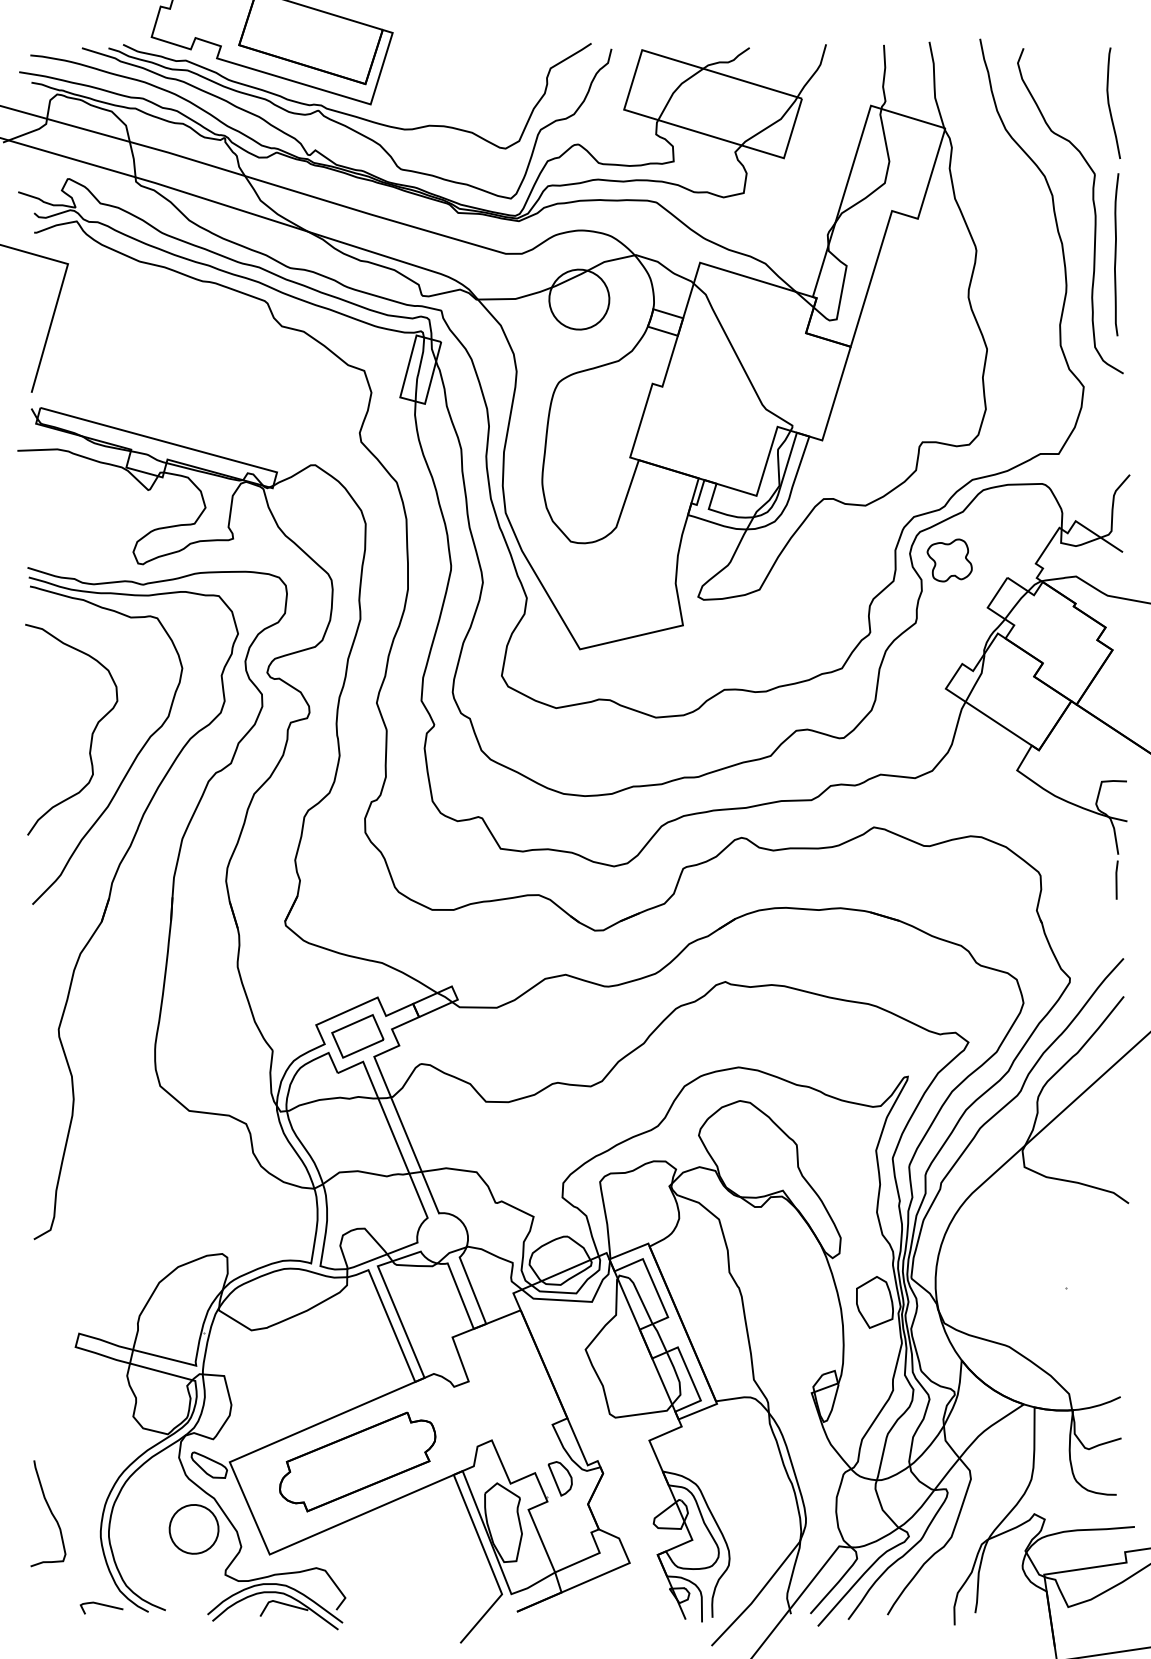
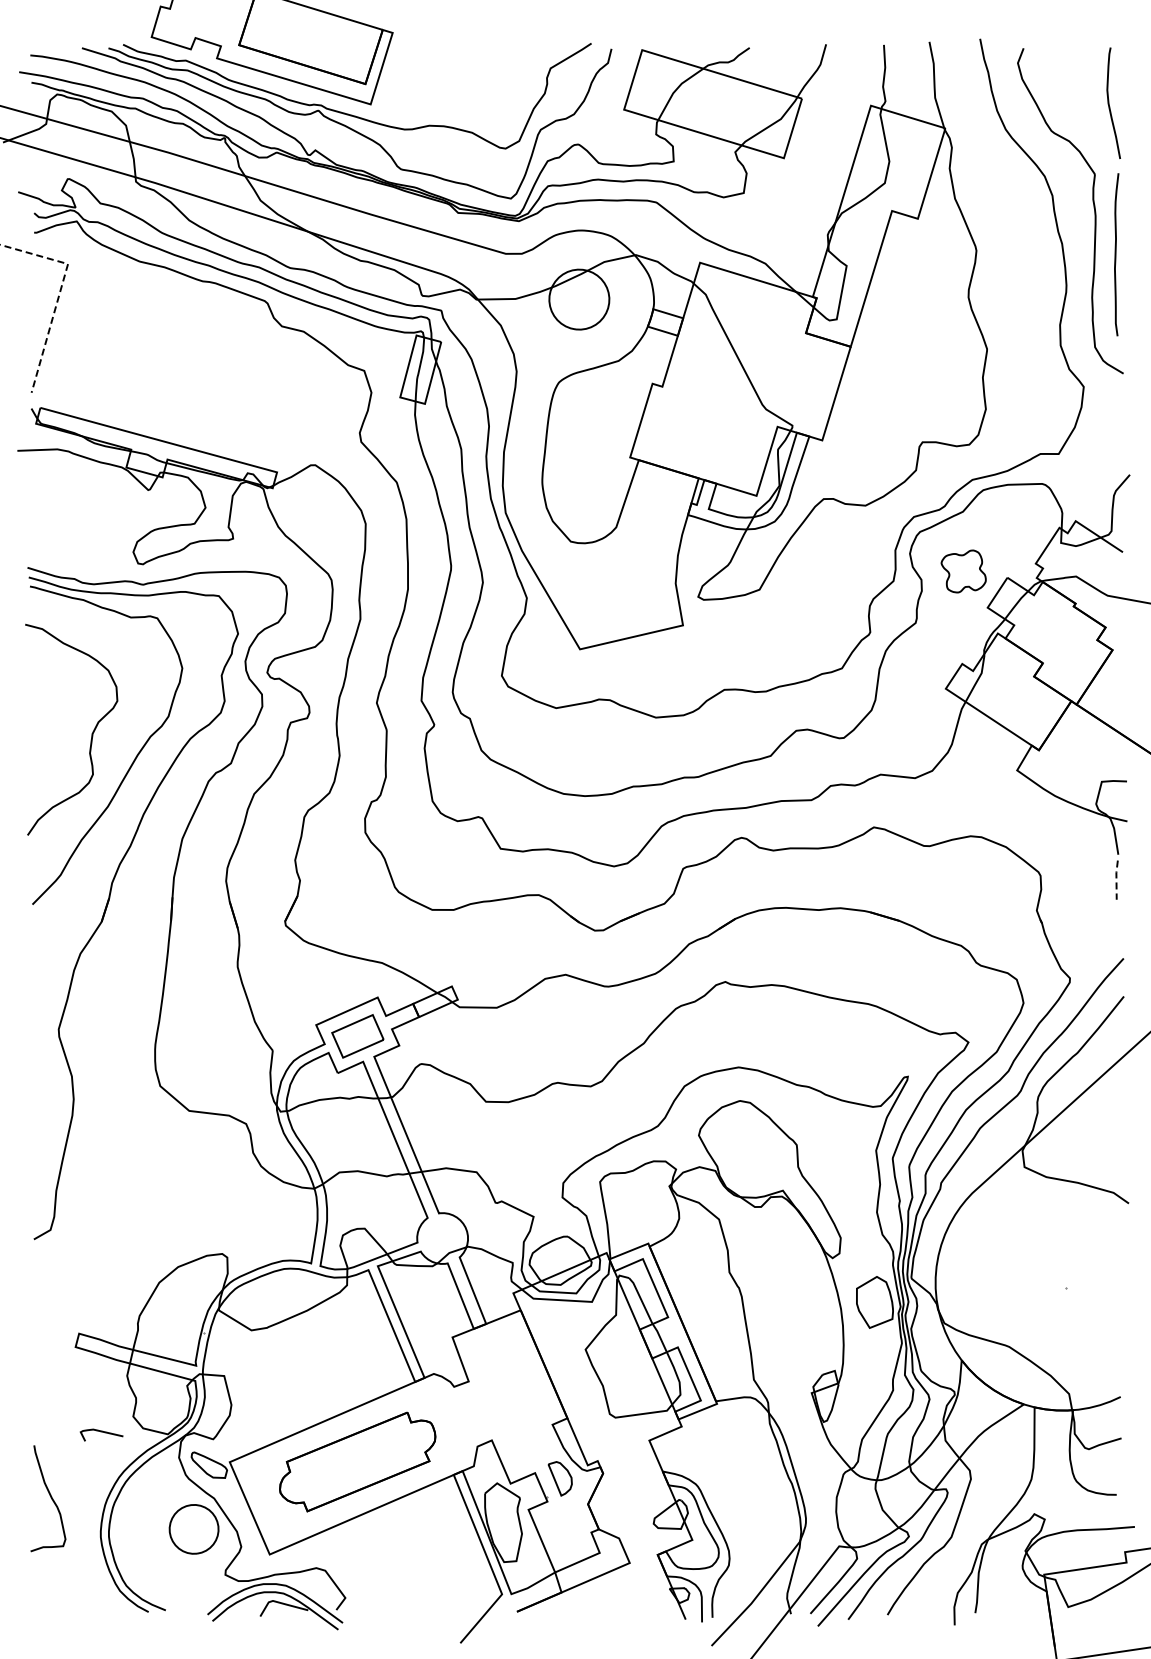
line: solid -> dashed (59, 295)
part position: (949, 560) -> (963, 571) (963, 571)
line: solid -> dashed (1116, 879)
curve position: (50, 1512) -> (50, 1497) (50, 1497)
curve position: (101, 1605) -> (101, 1432) (101, 1432)
